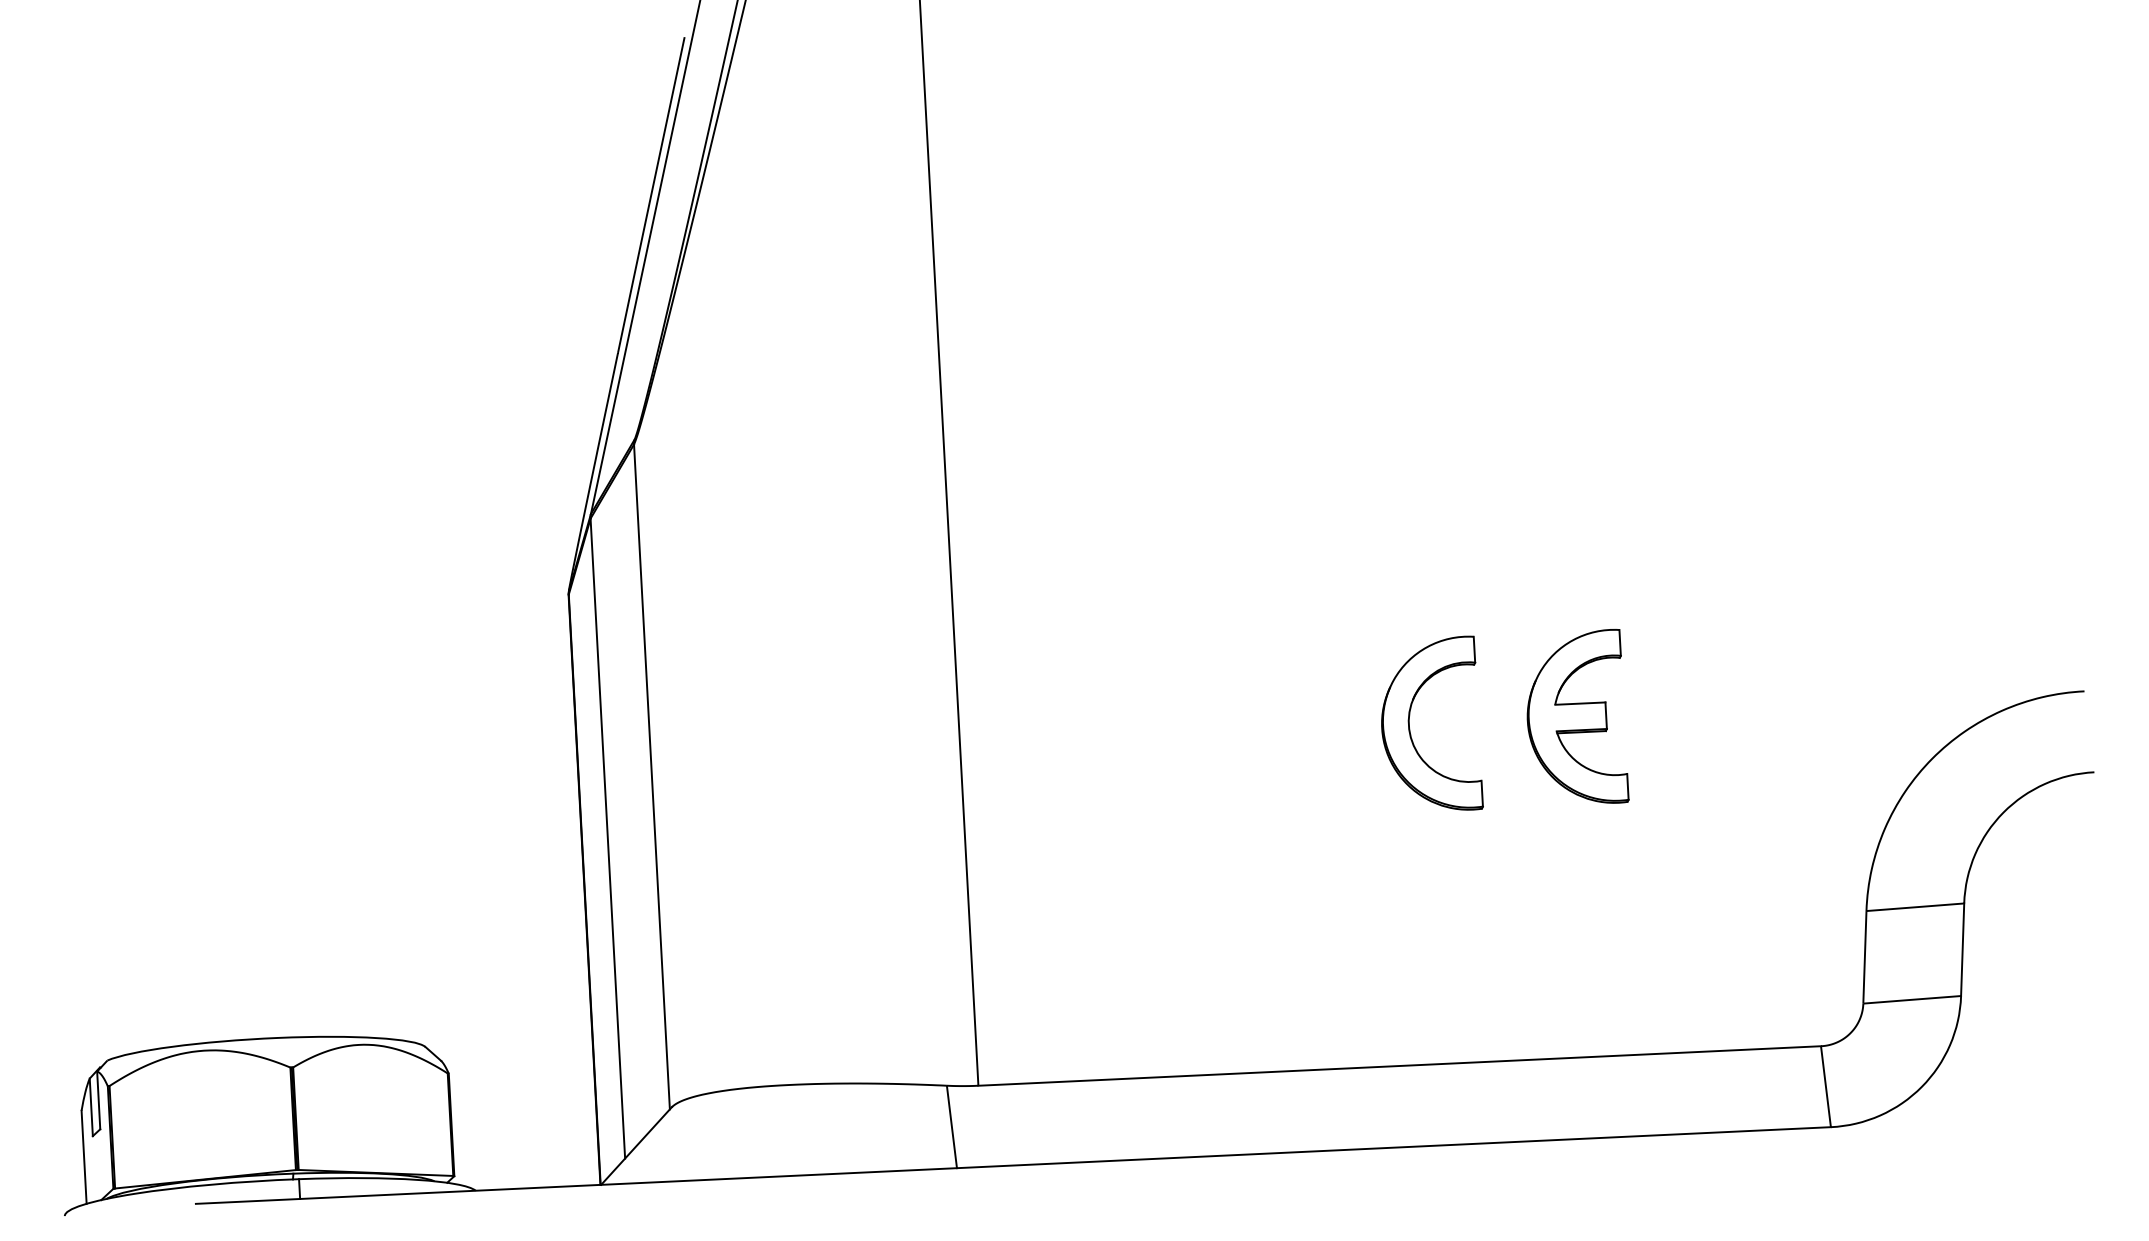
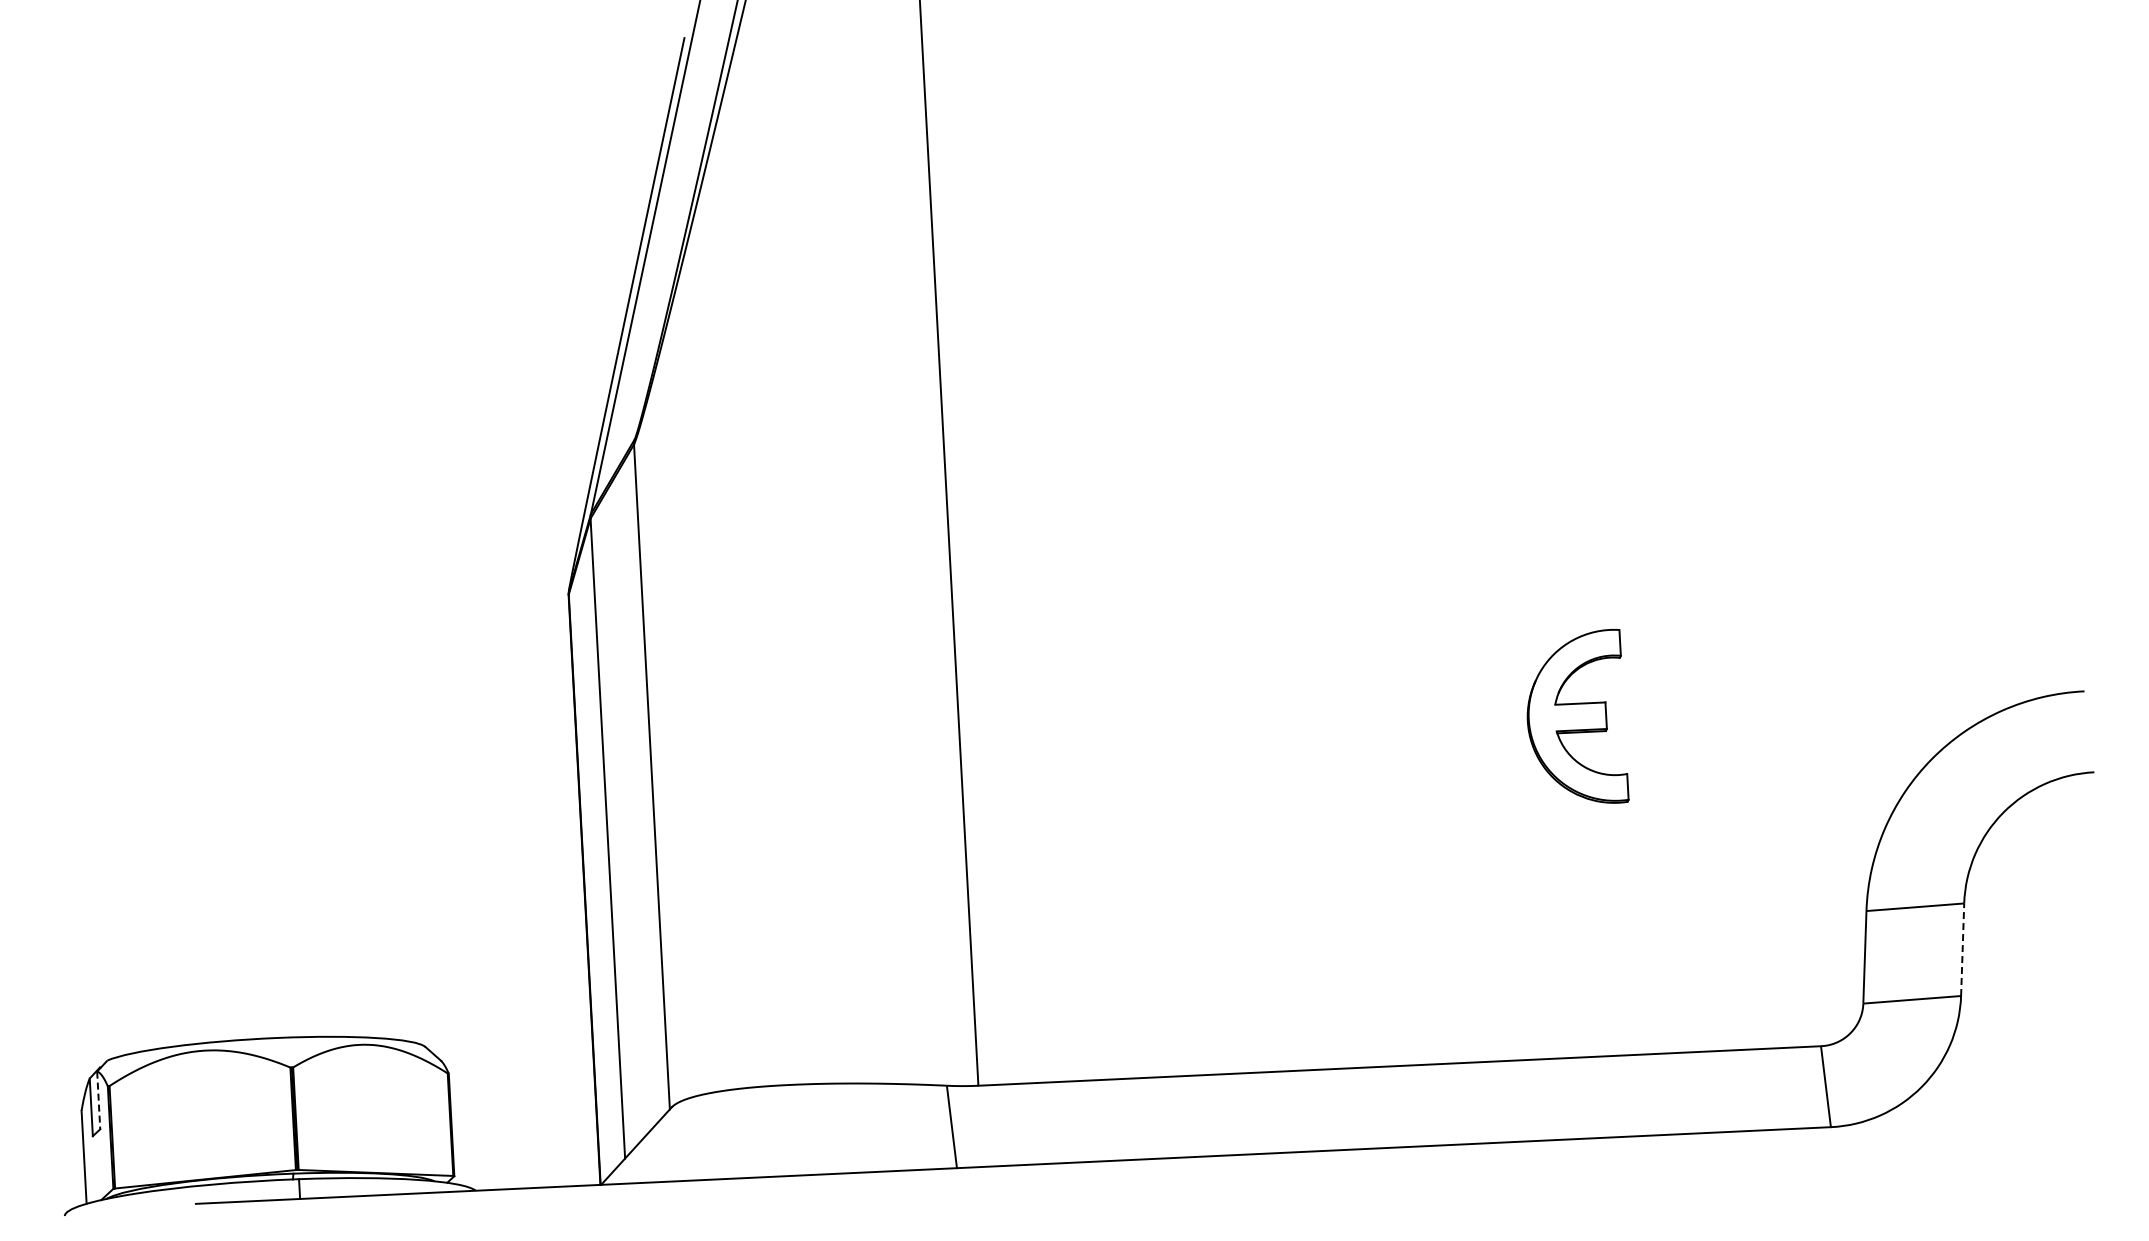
part: present -> none (1409, 722)
line: solid -> dashed (1962, 949)
line: solid -> dashed (98, 1100)
